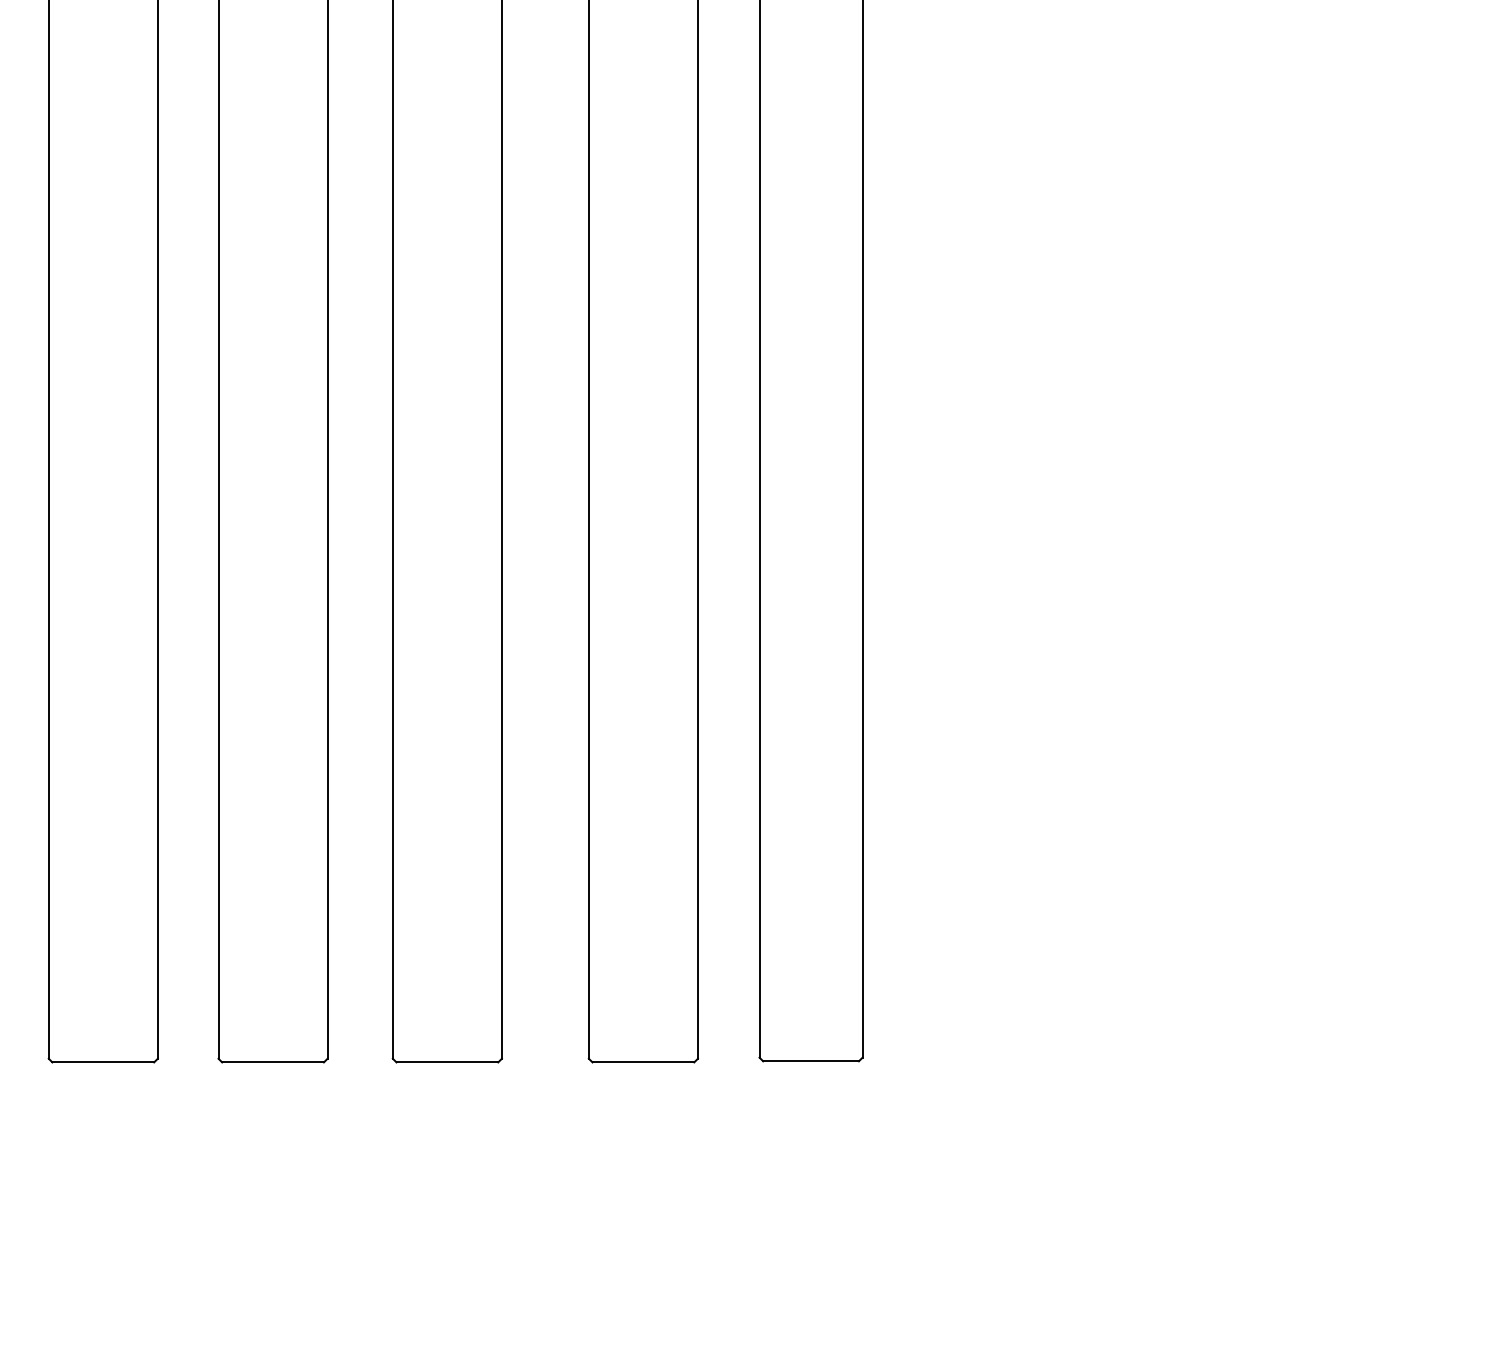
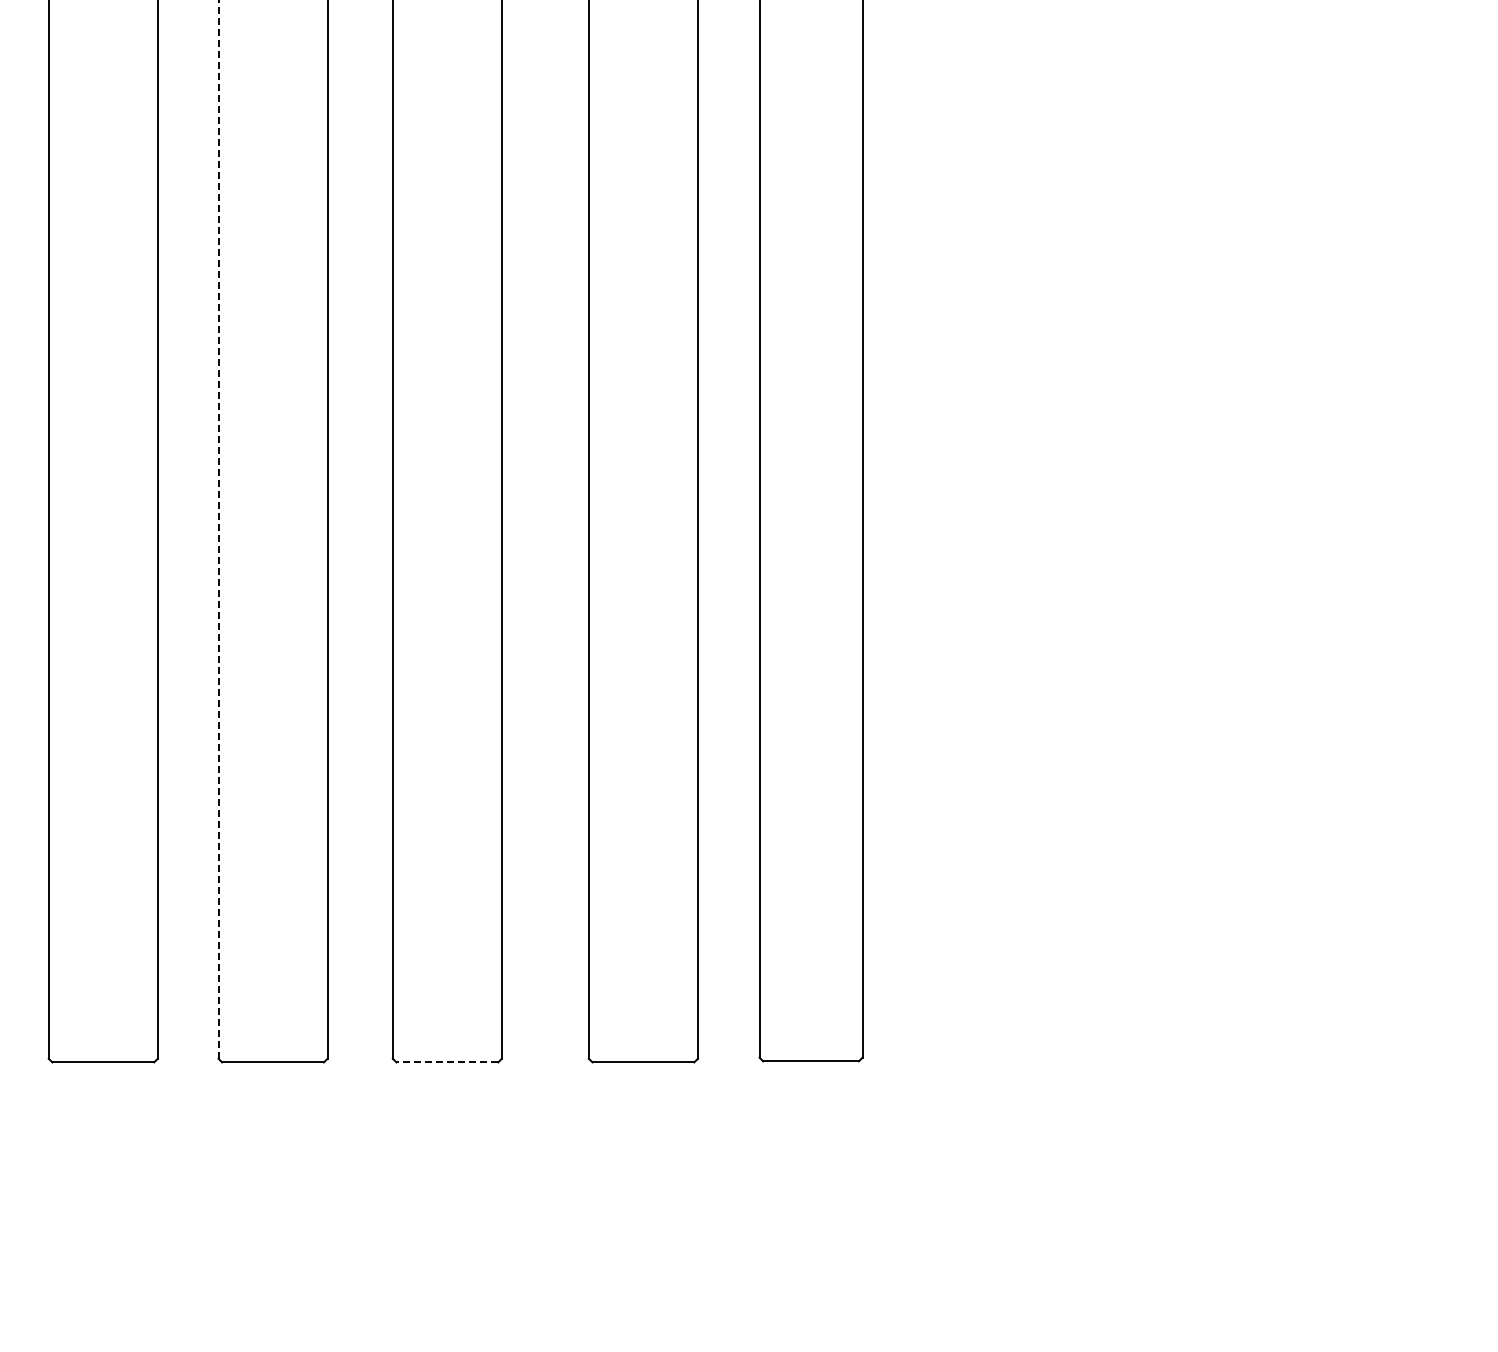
line: solid -> dashed (218, 529)
line: solid -> dashed (447, 1062)
